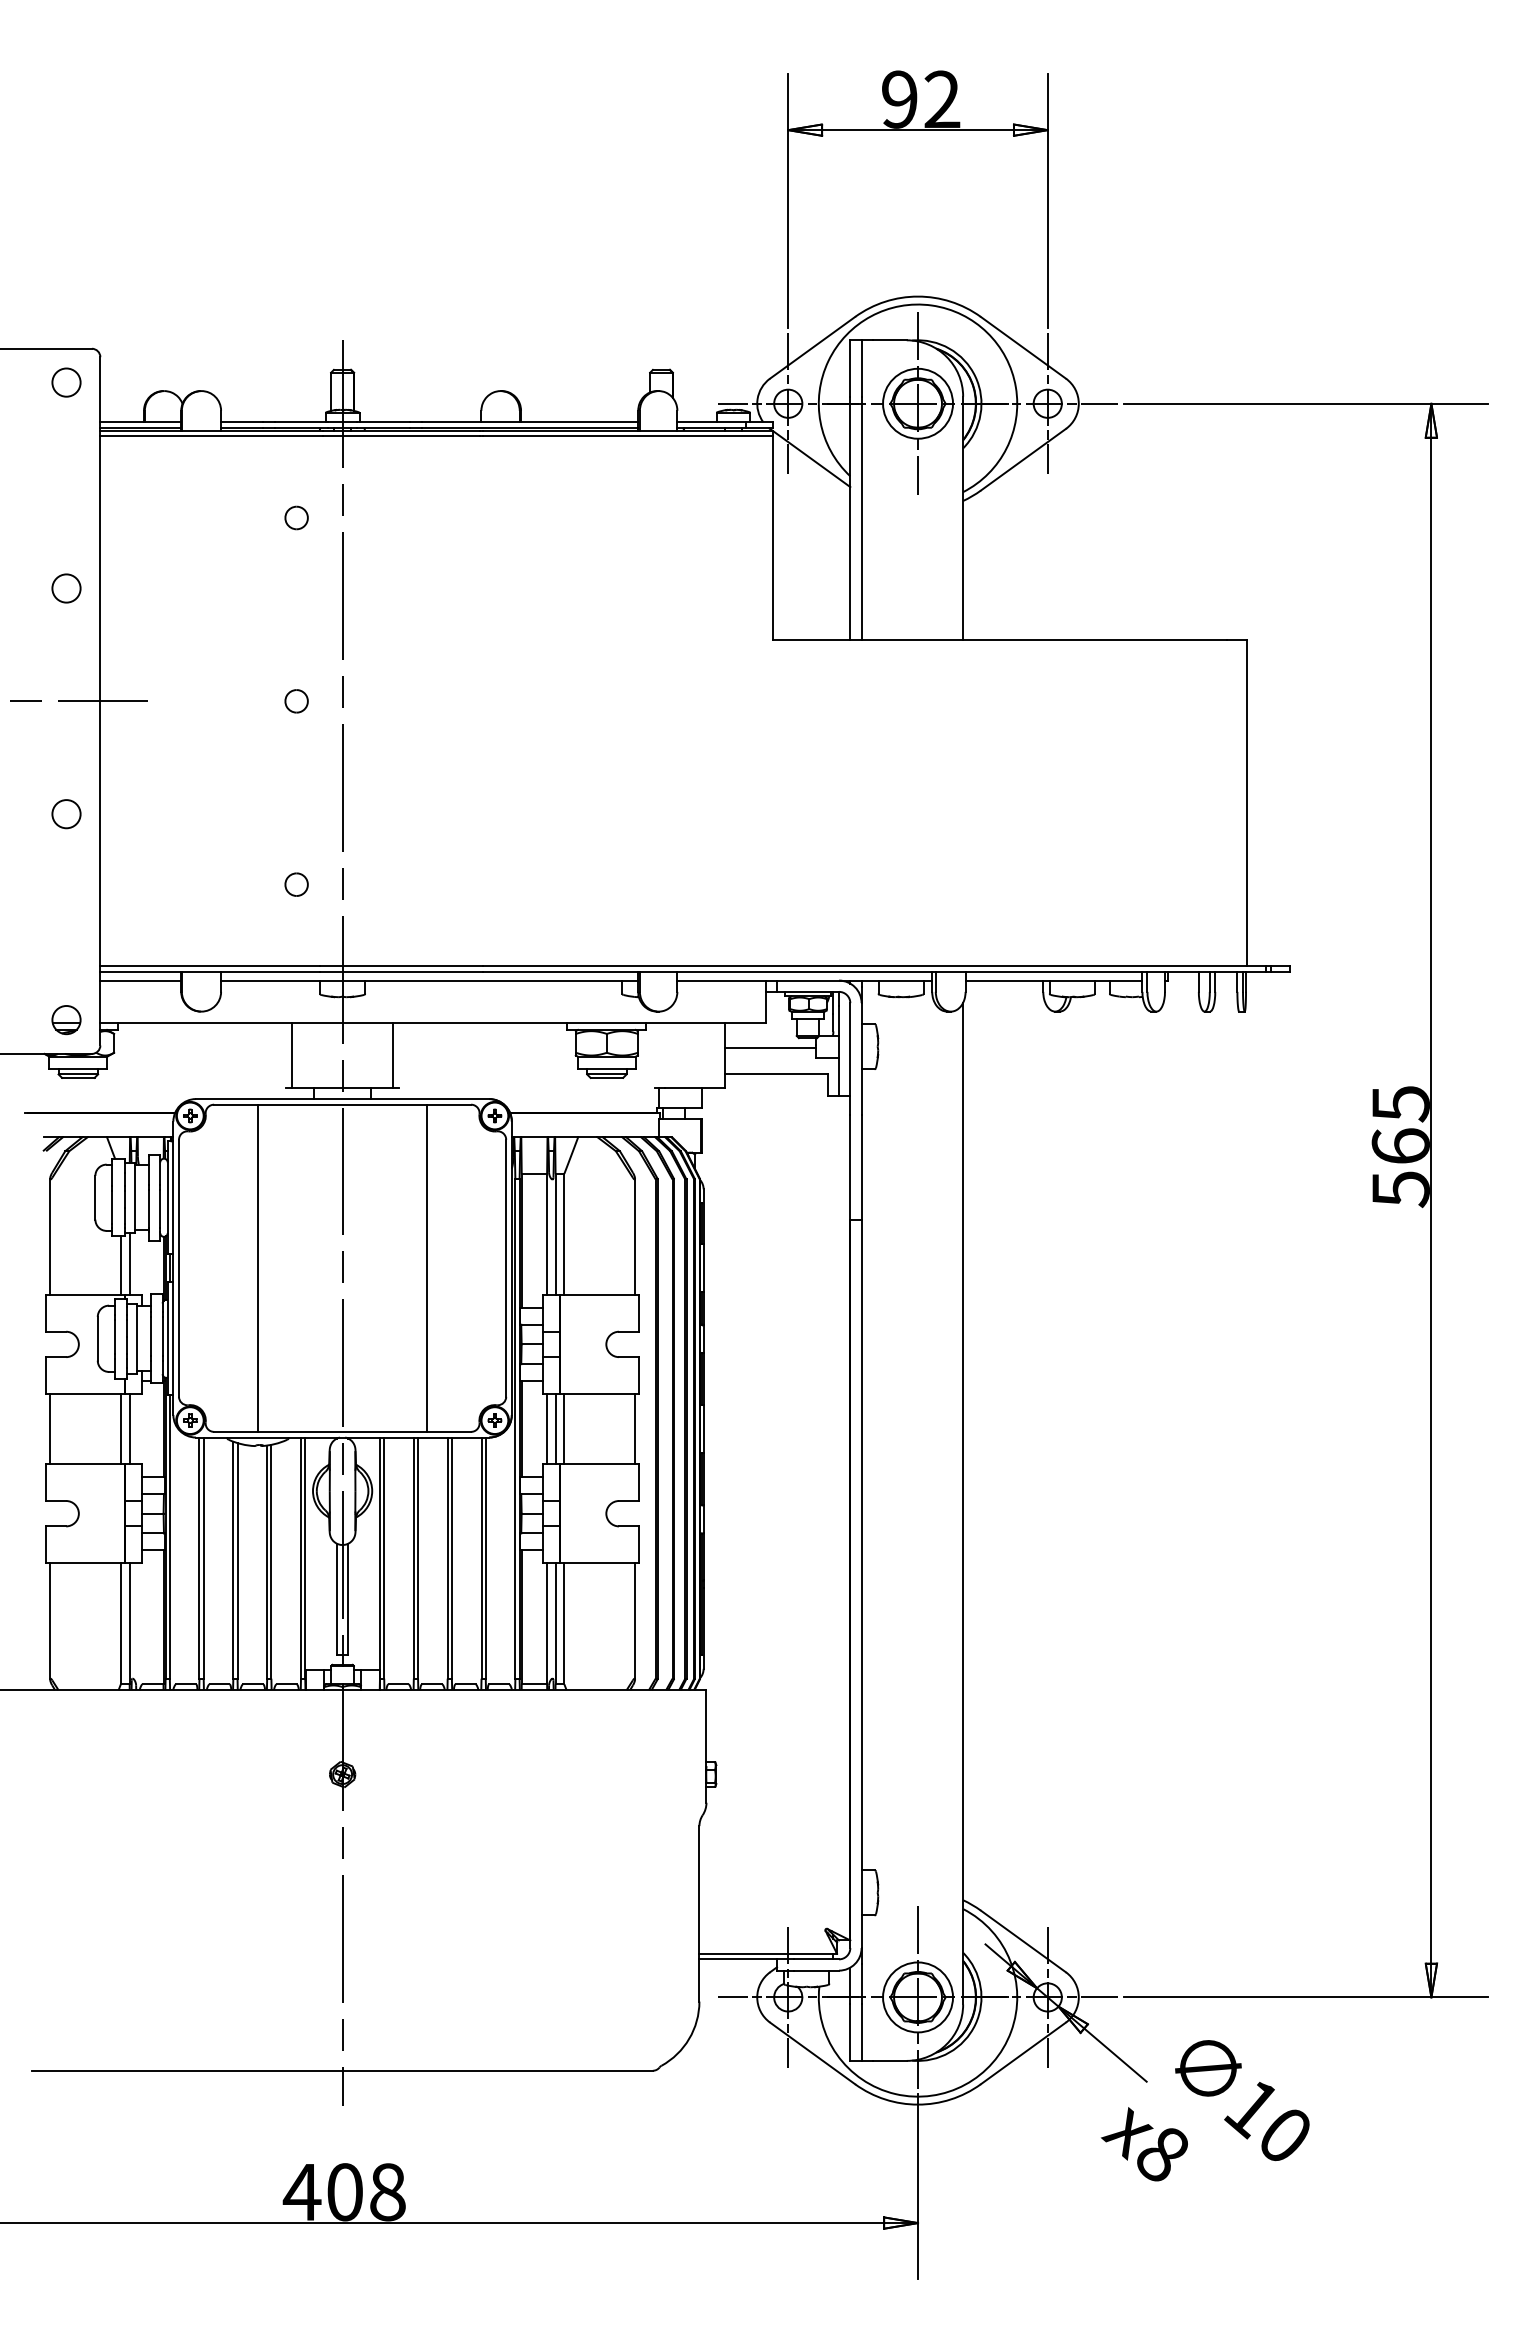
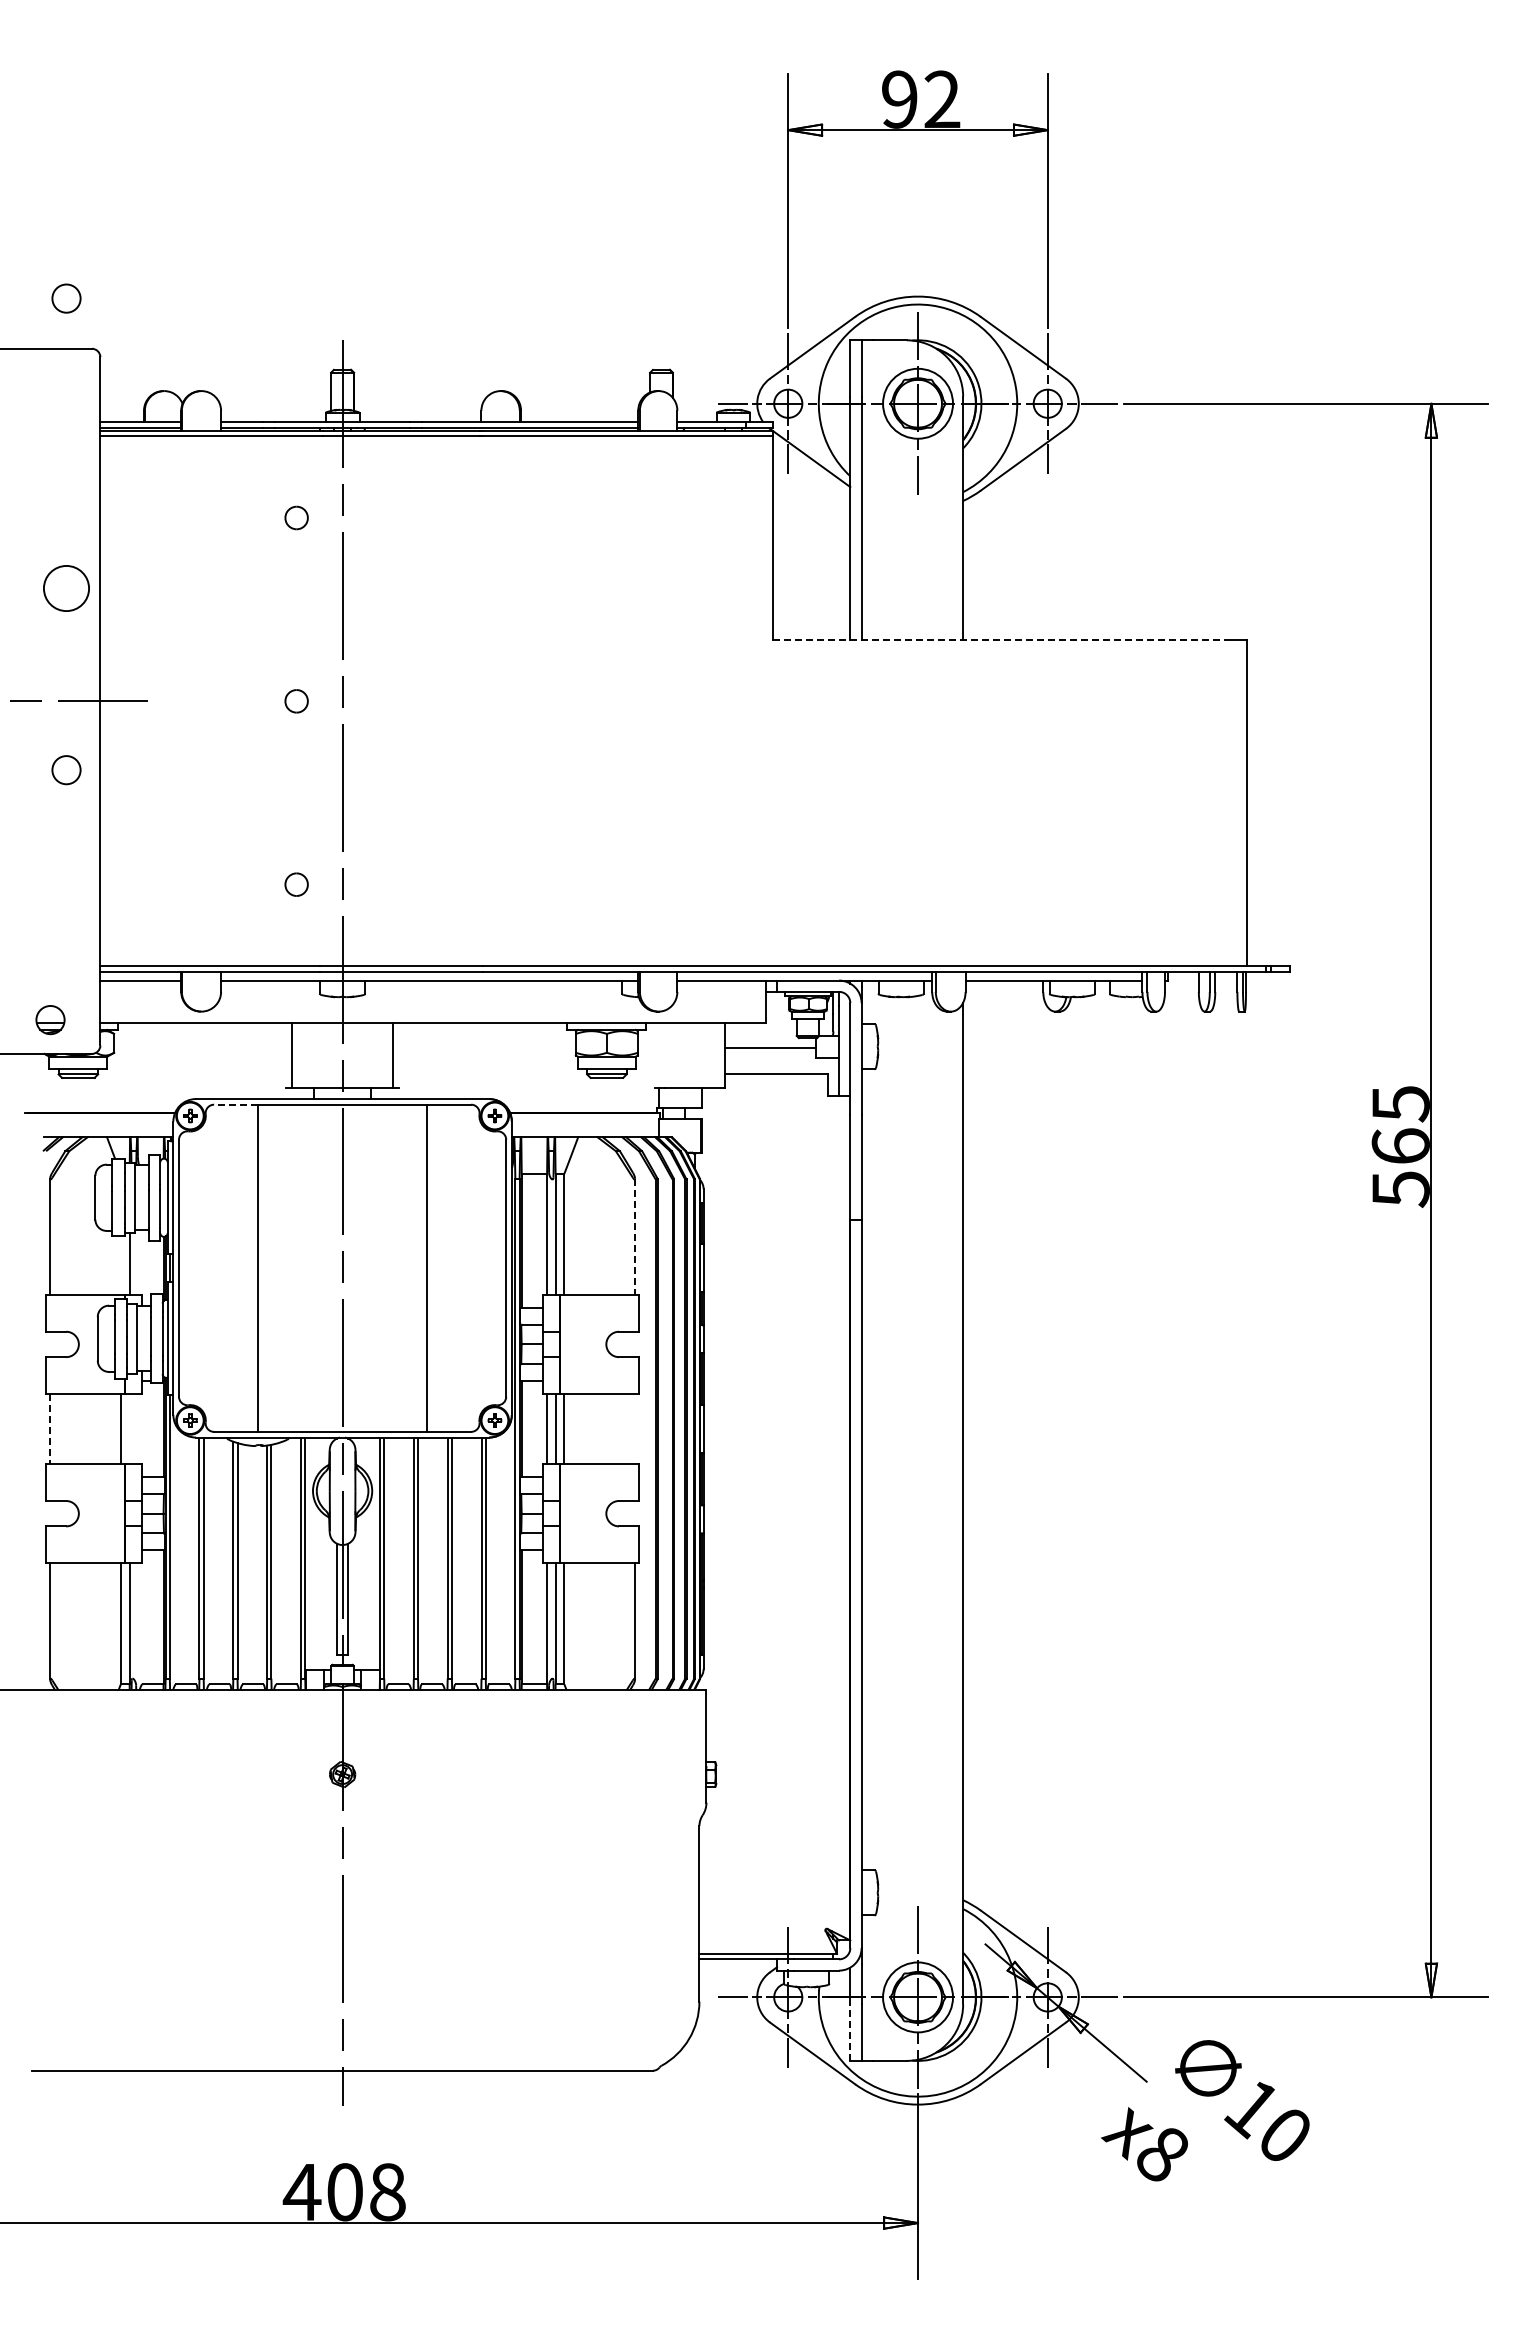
circle position: (66, 382) -> (66, 298) (66, 298)
circle diameter: 28 px -> 45 px (66, 588)
line: solid -> dashed (1000, 639)
circle position: (66, 814) -> (66, 770) (66, 770)
part position: (66, 1020) -> (50, 1020) (50, 1020)
line: solid -> dashed (236, 1104)
line: solid -> dashed (635, 1237)
line: present -> none (120, 1265)
line: present -> none (129, 1428)
line: present -> none (635, 1428)
line: solid -> dashed (50, 1429)
line: solid -> dashed (850, 2032)
